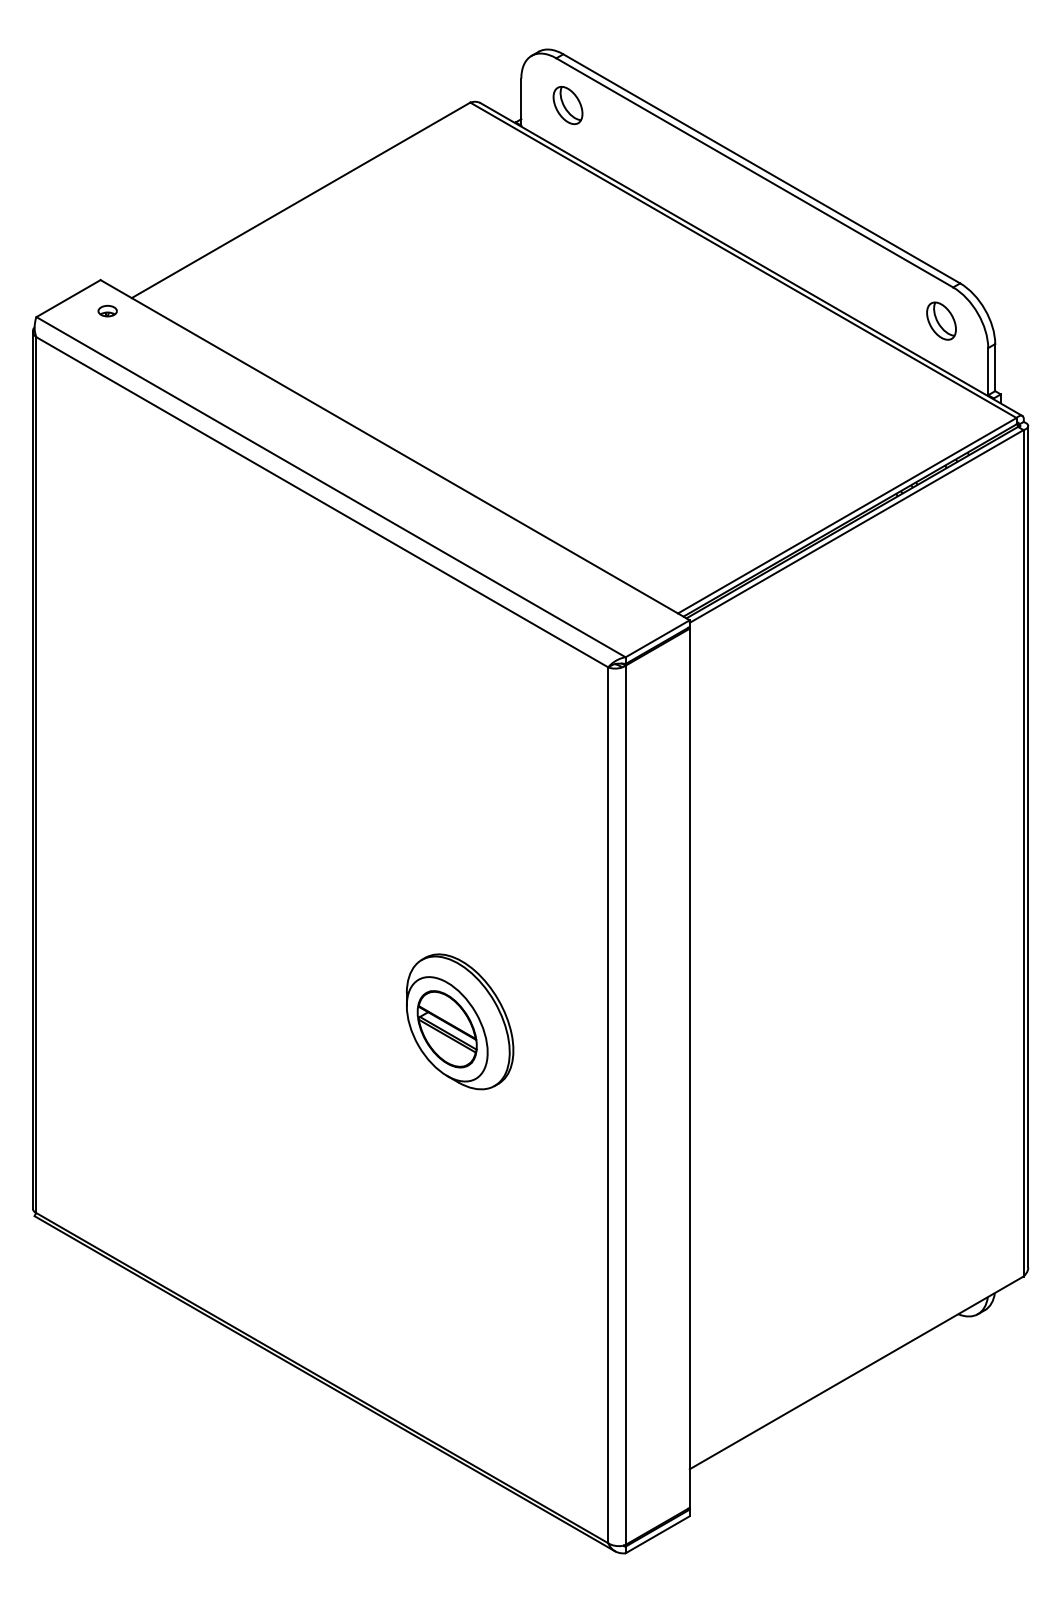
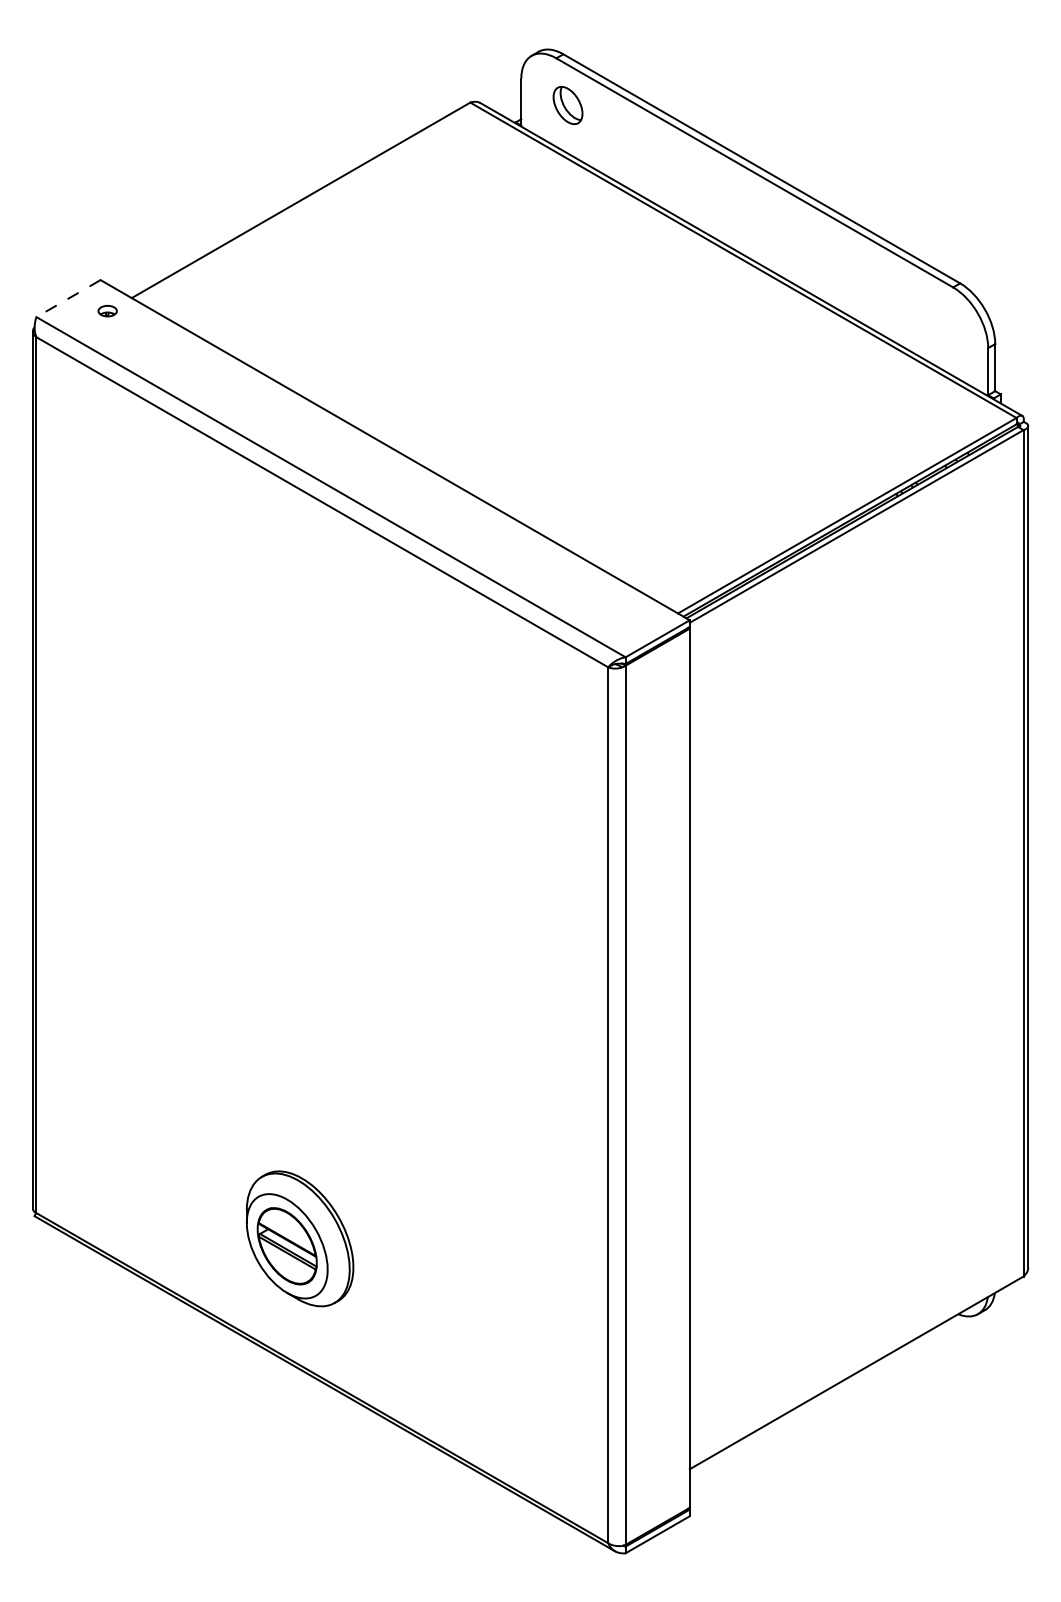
line: solid -> dashed (68, 298)
part: present -> none (941, 320)
part position: (460, 1021) -> (300, 1238) (300, 1238)
